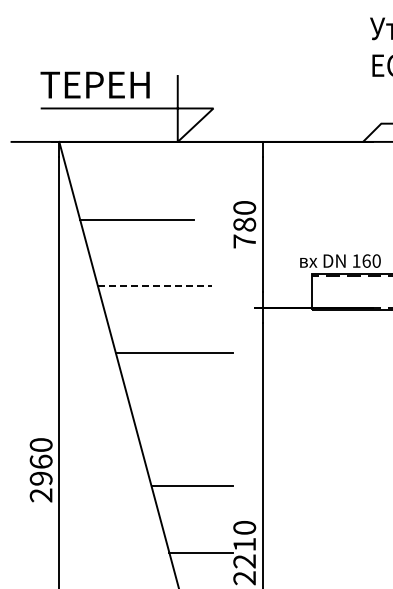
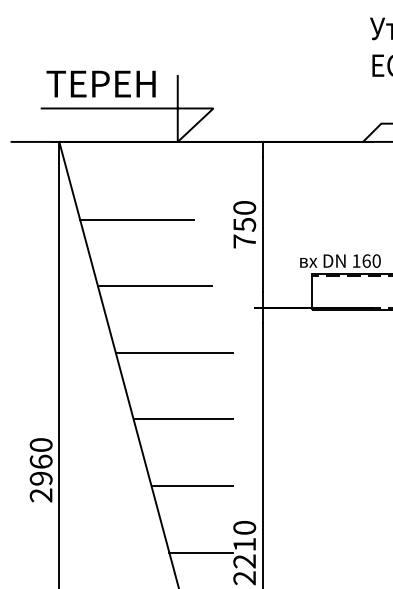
text position: (94, 84) -> (100, 83) (100, 83)
text: 780 -> 750 (244, 224)
line: dashed -> solid (154, 286)
line: none -> present (182, 419)
